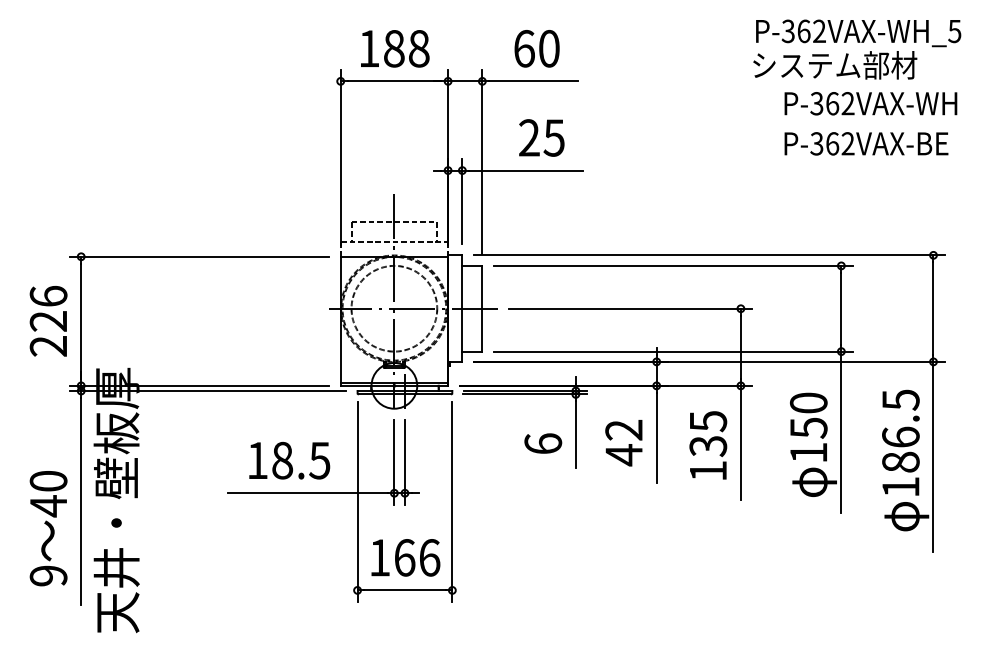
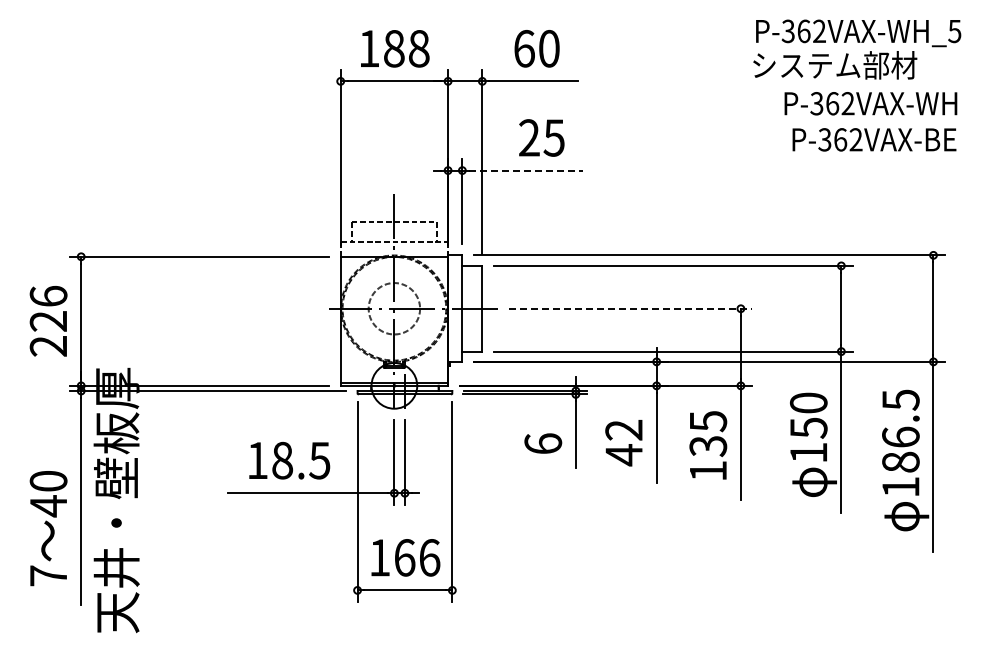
text position: (866, 143) -> (874, 139) (874, 139)
line: solid -> dashed (526, 170)
circle diameter: 86 px -> 51 px (394, 308)
line: solid -> dashed (630, 308)
text: 9 -> 7 (48, 575)
